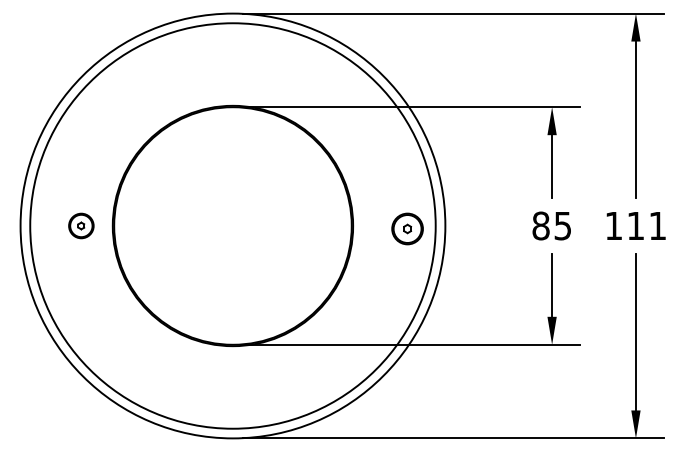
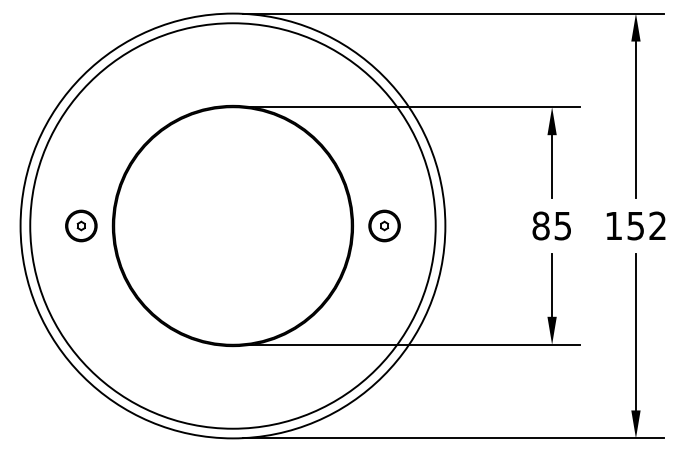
part size: 27x28 px -> 33x34 px (81, 225)
text: 111 -> 152 (646, 225)
part position: (407, 228) -> (384, 225) (384, 225)
